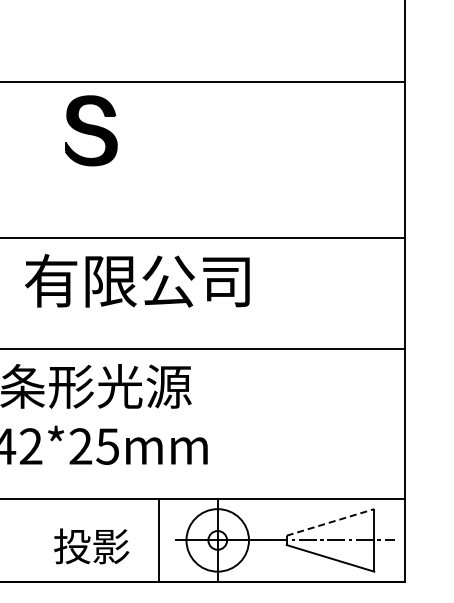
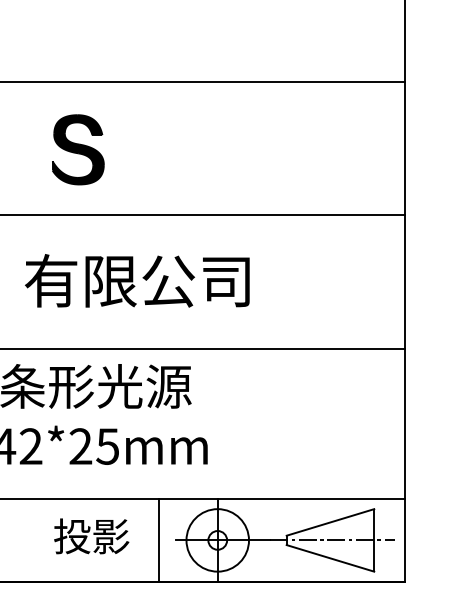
part position: (91, 130) -> (78, 149) (78, 149)
line position: (203, 238) -> (203, 215) (203, 215)
line: dashed -> solid (330, 522)
text position: (91, 546) -> (91, 536) (91, 536)
